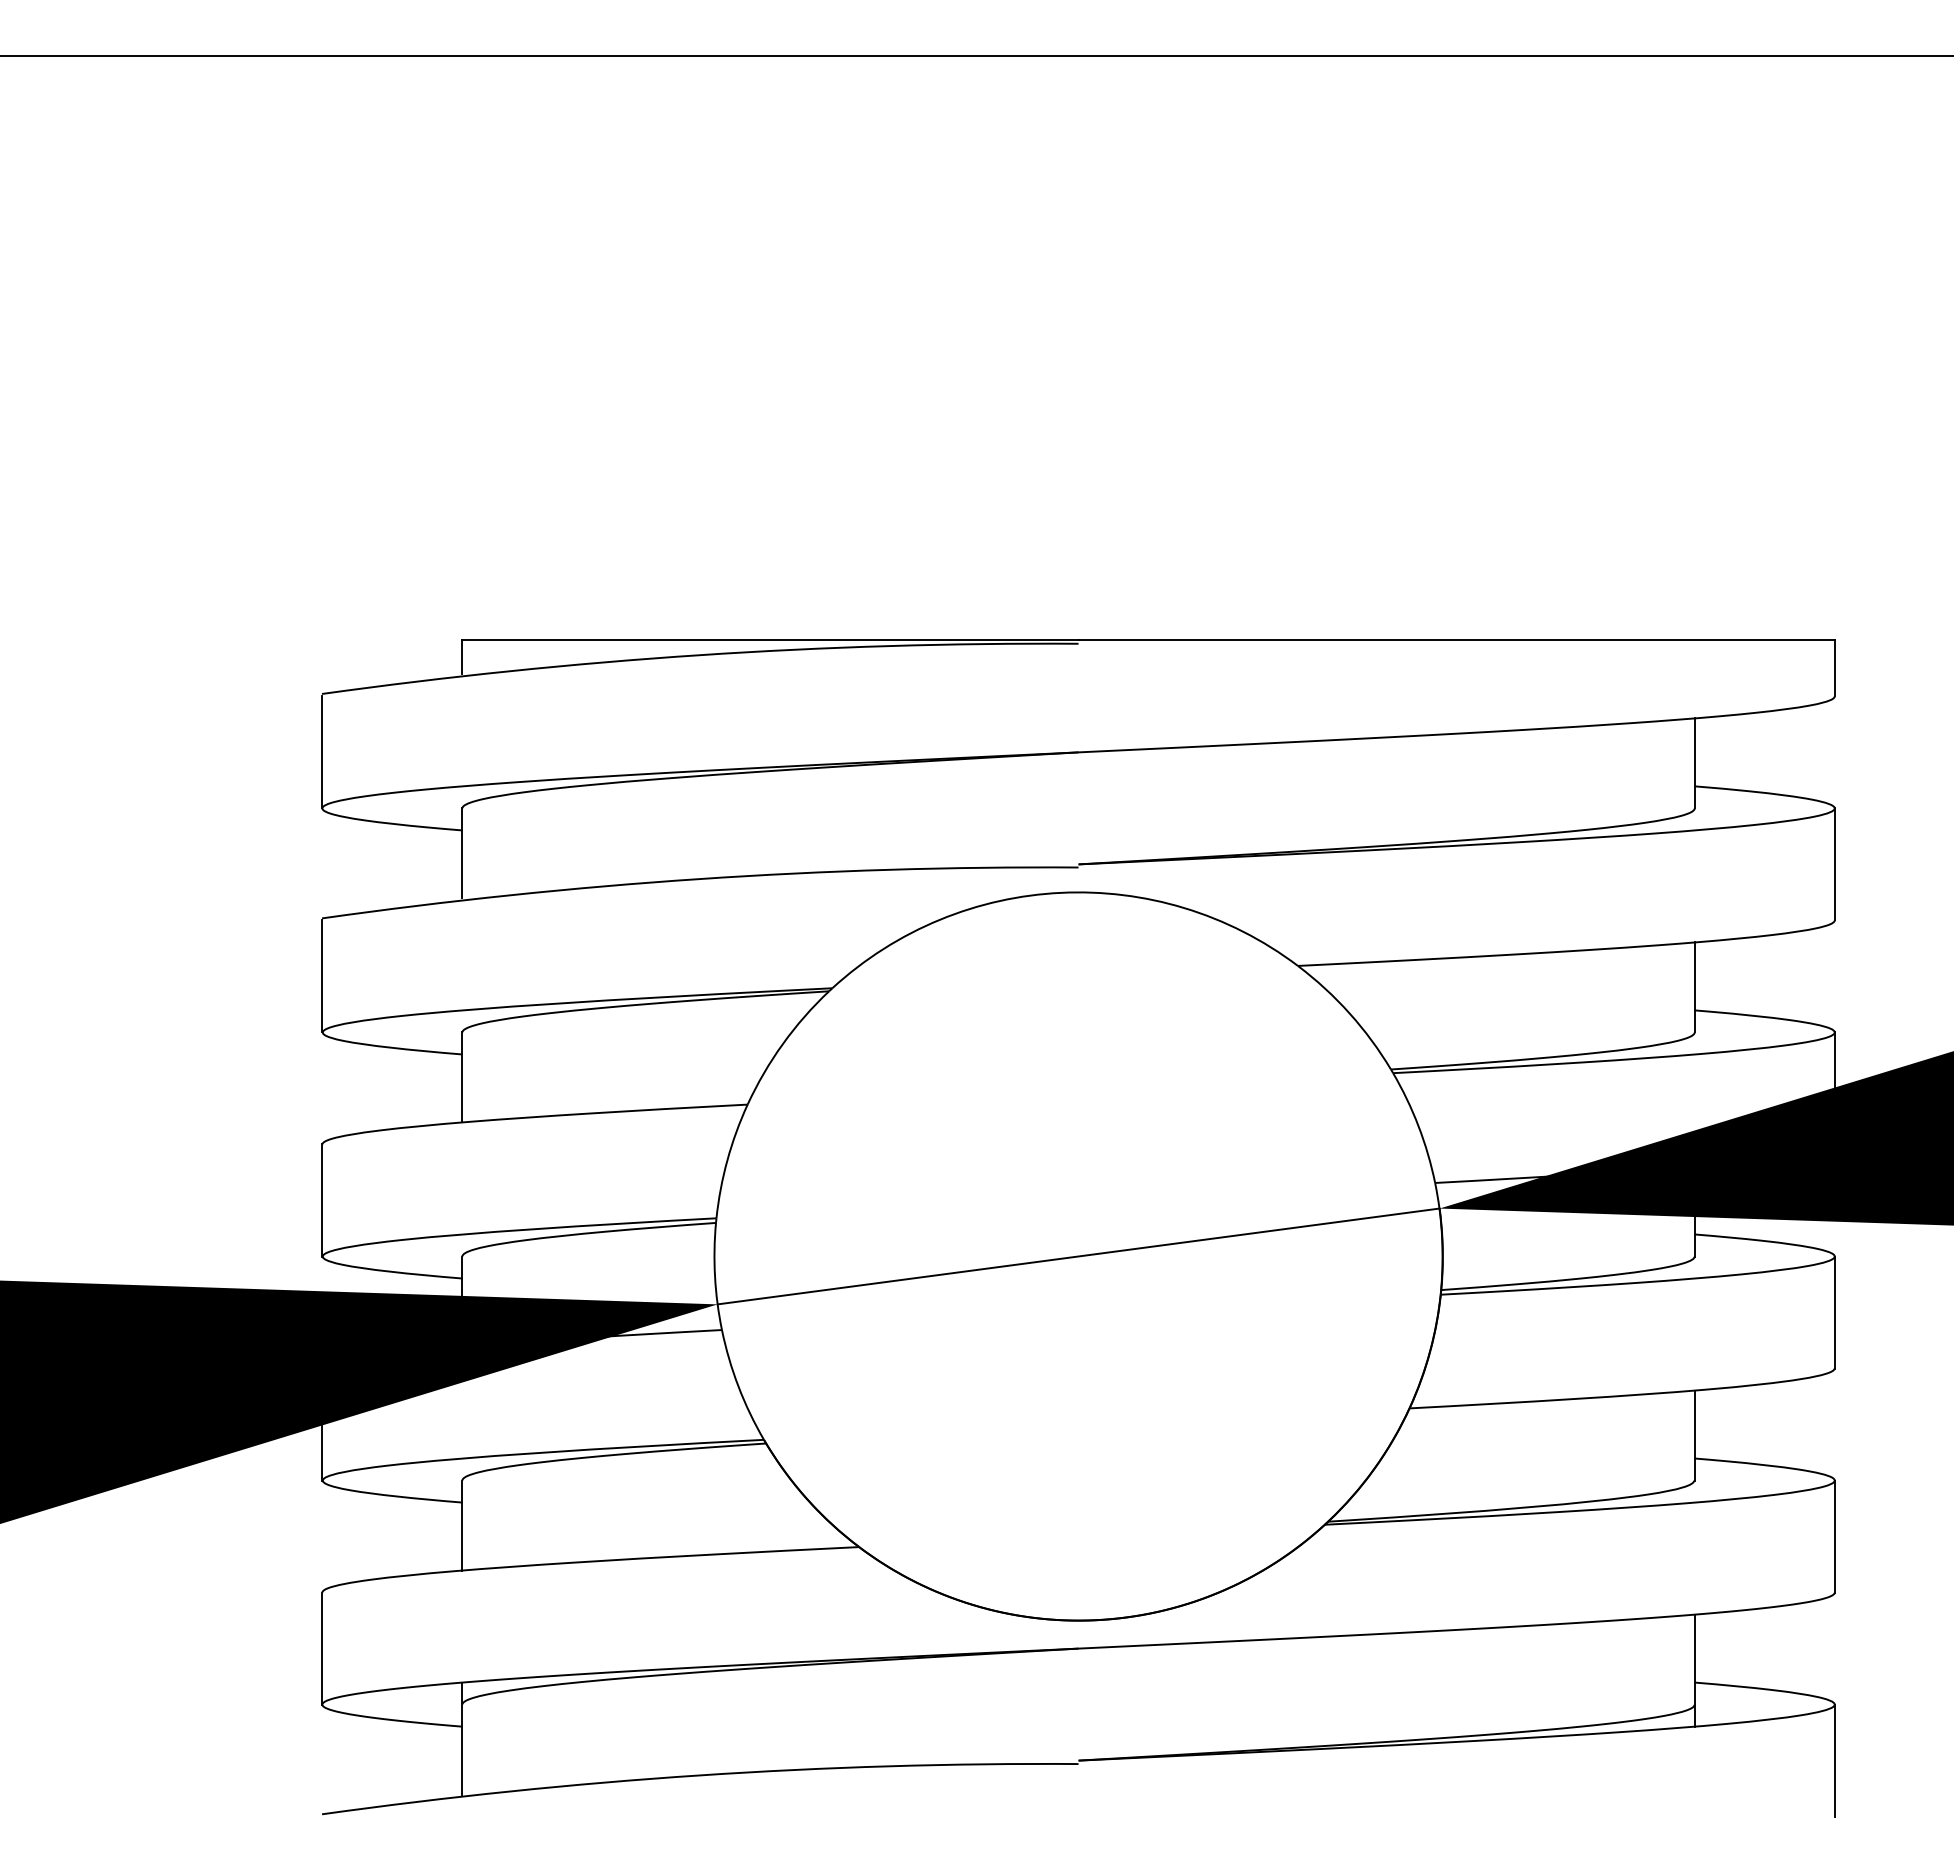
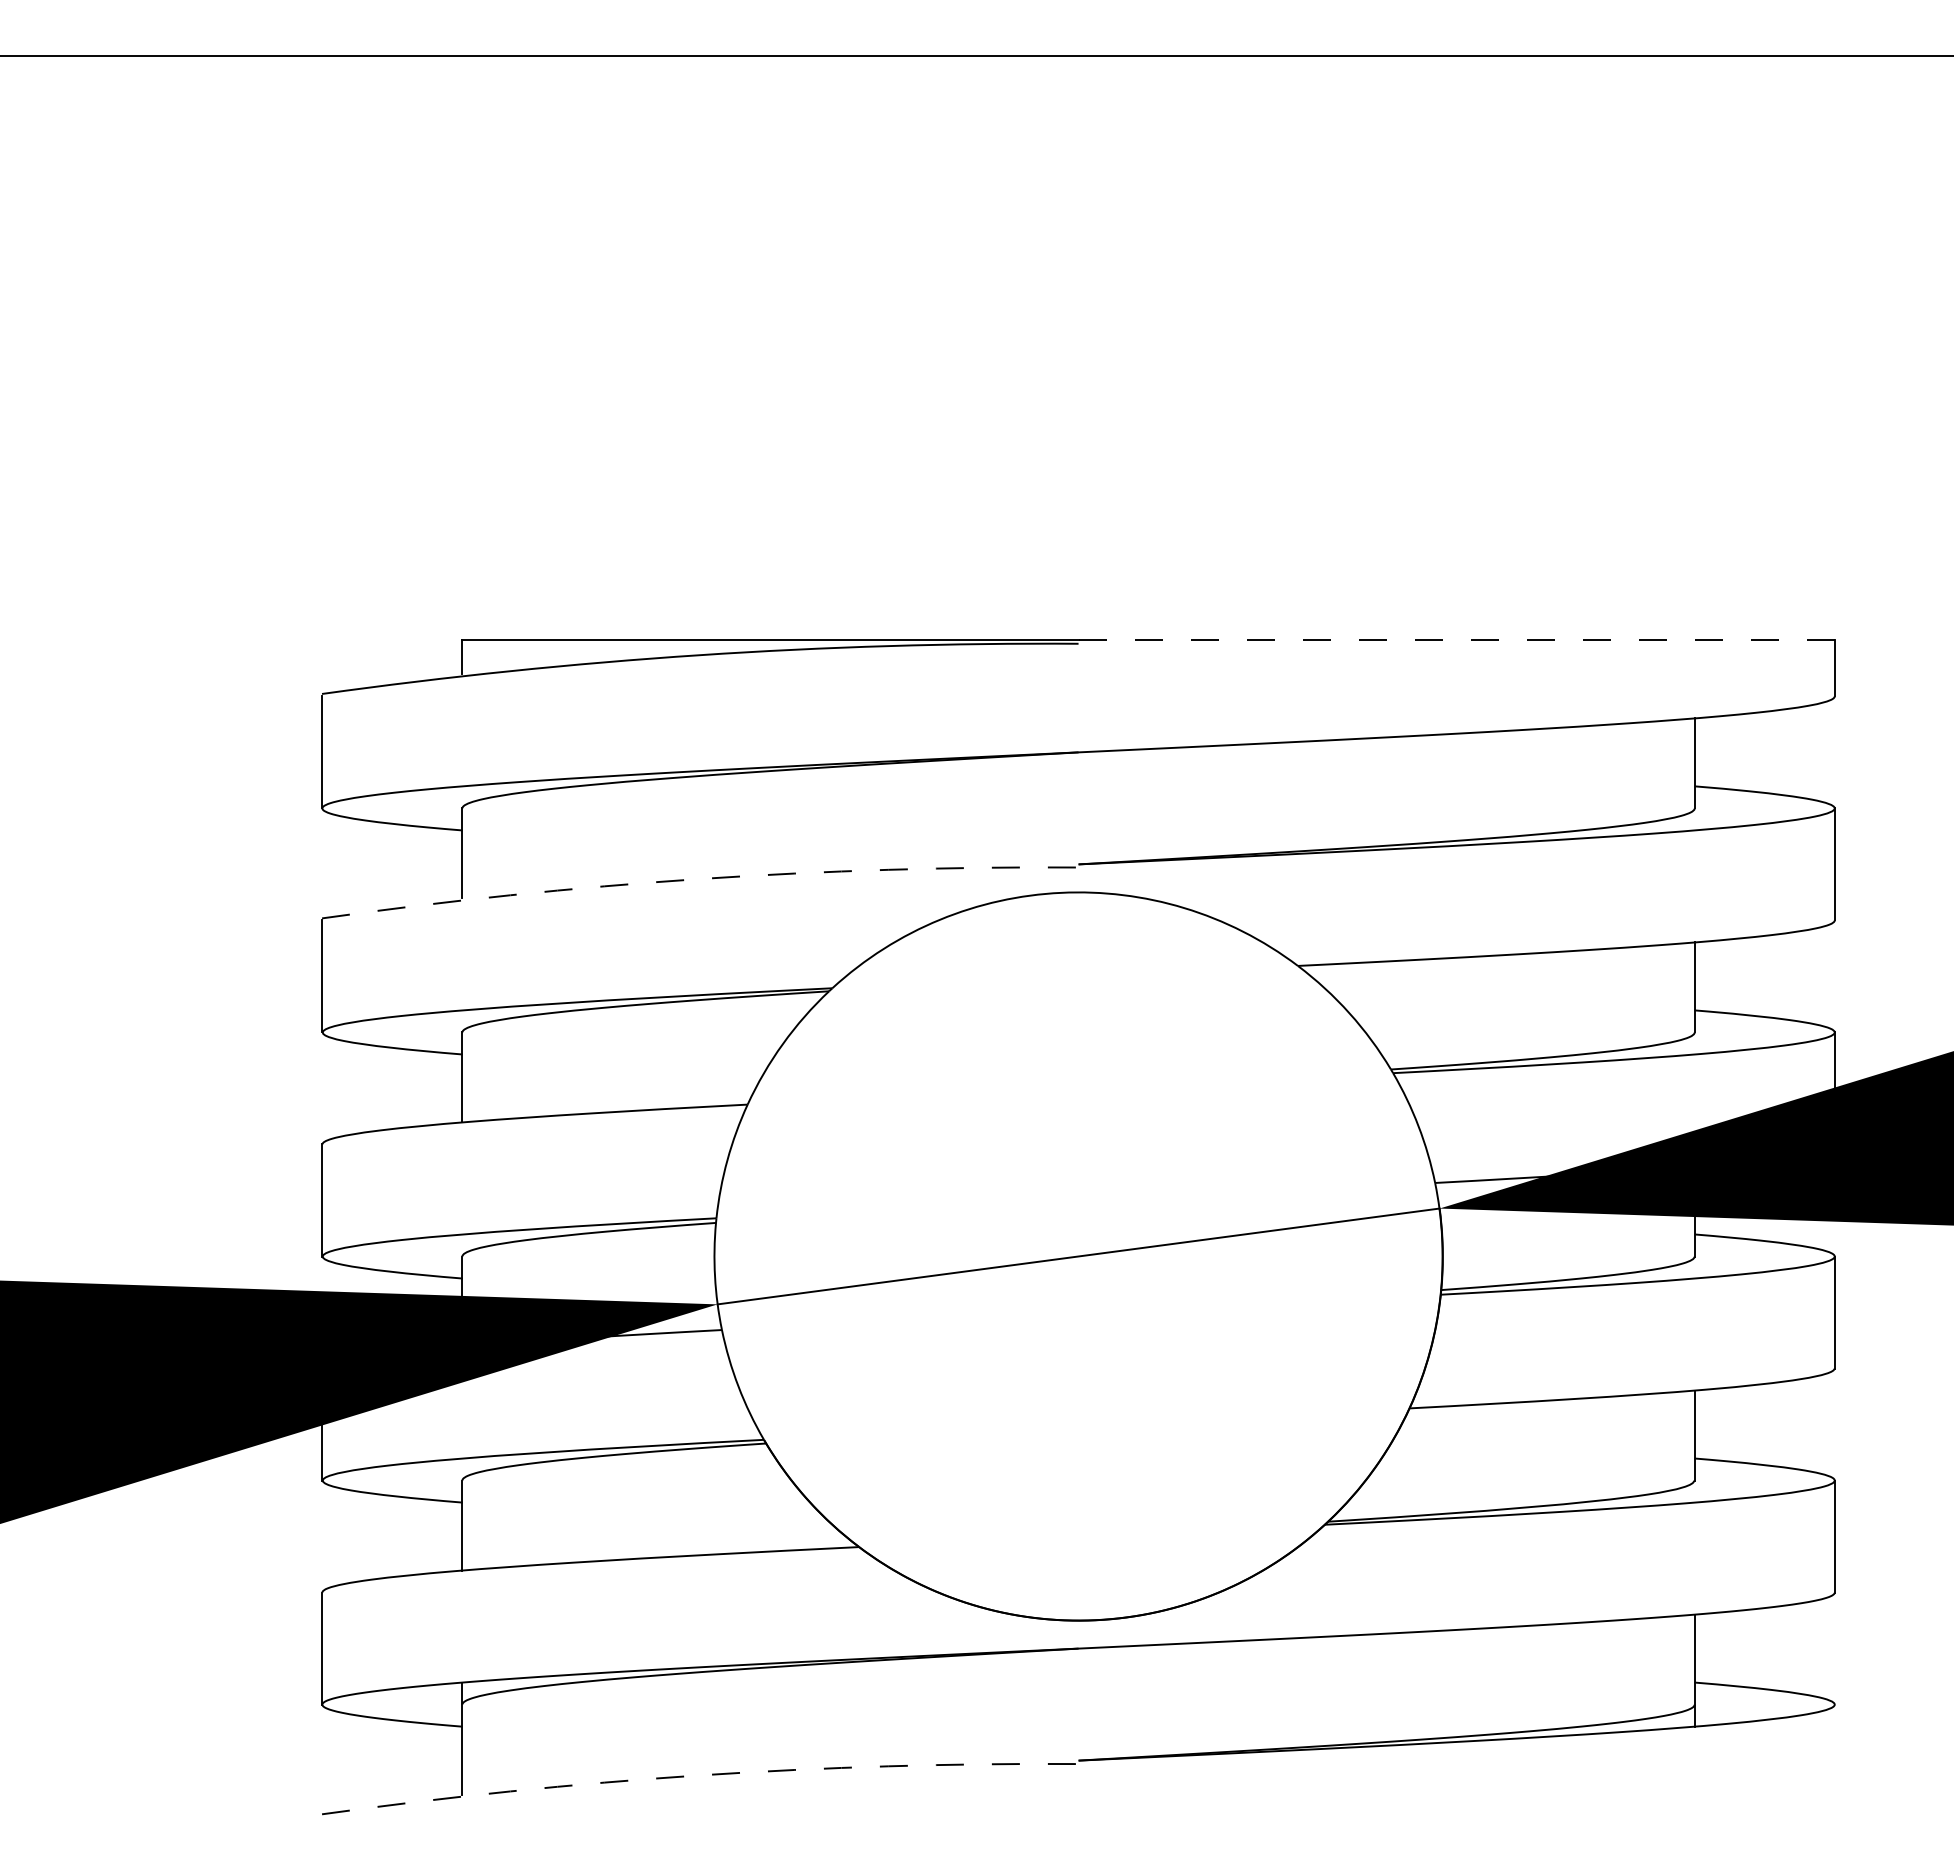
line: solid -> dashed (1457, 640)
arc: solid -> dashed (699, 879)
line: present -> none (1834, 1760)
arc: solid -> dashed (699, 1775)
